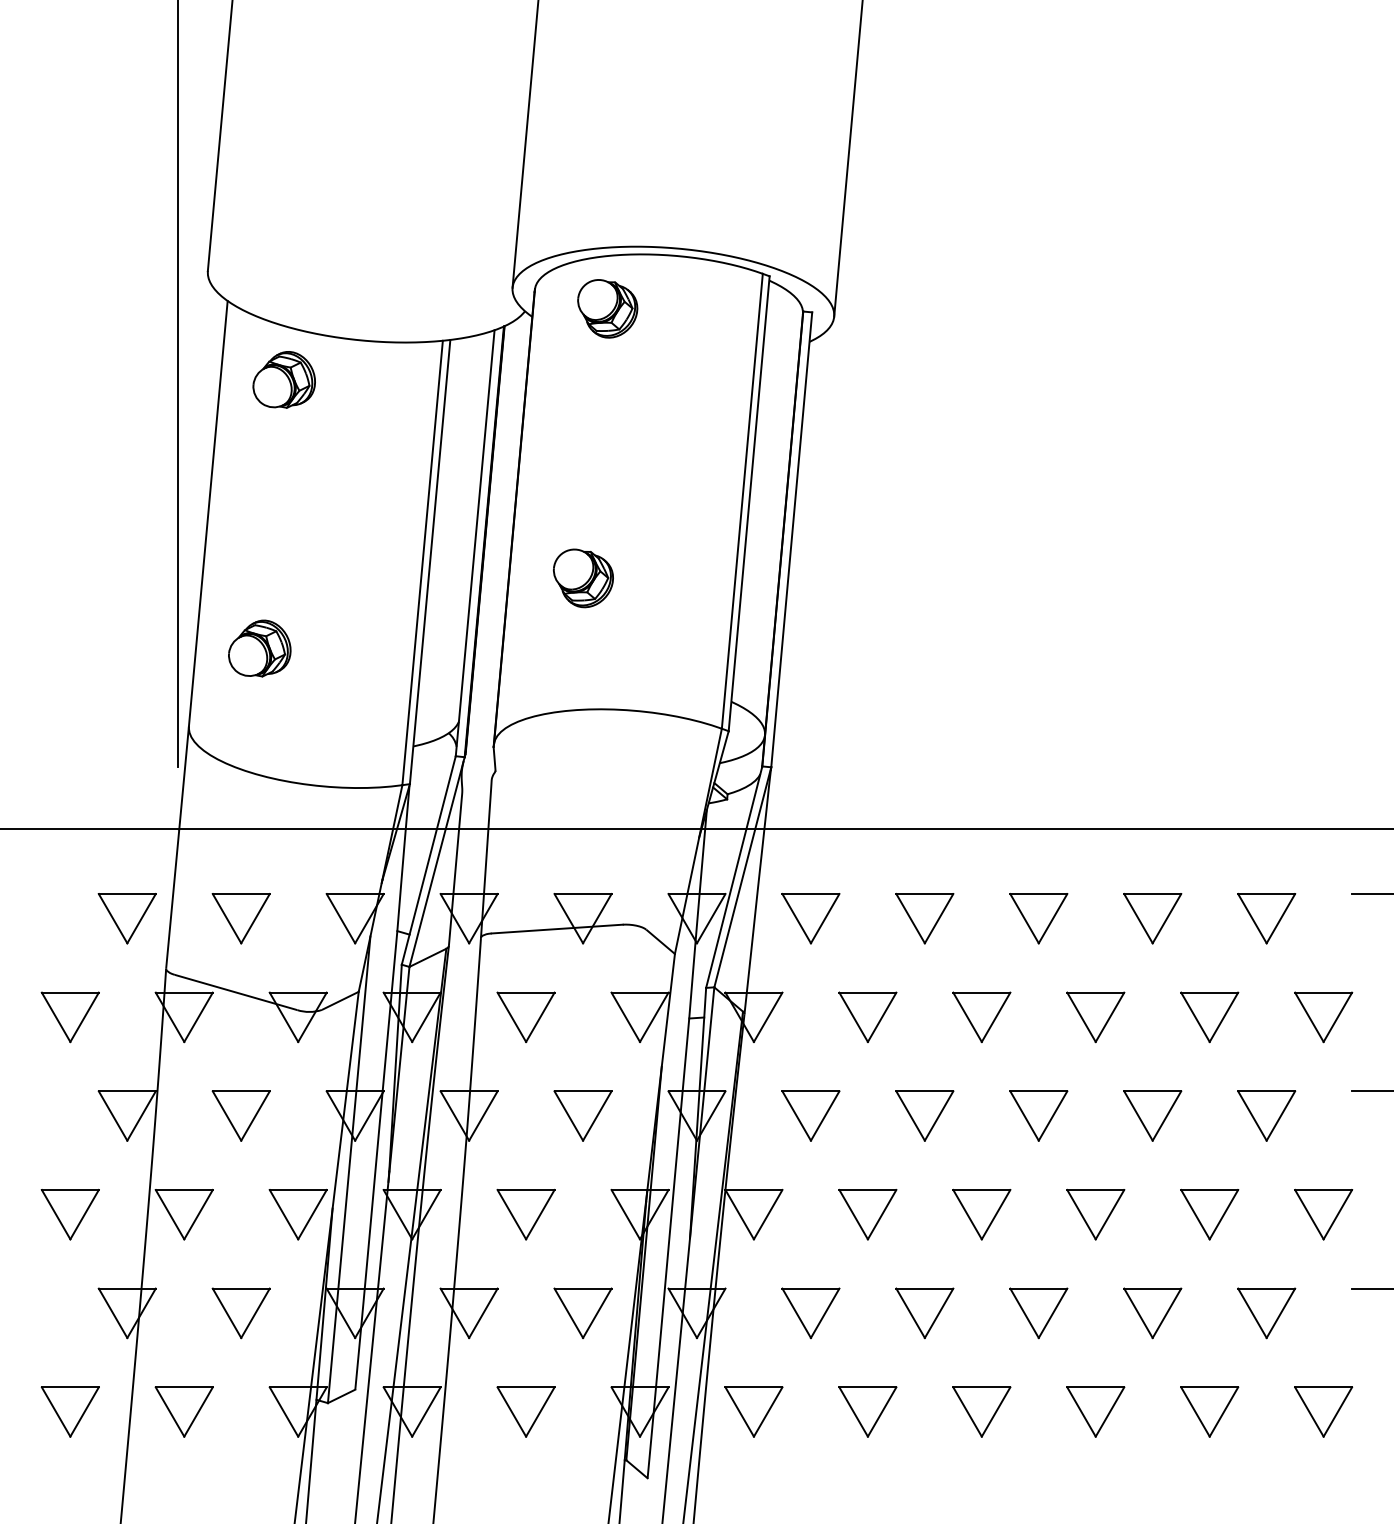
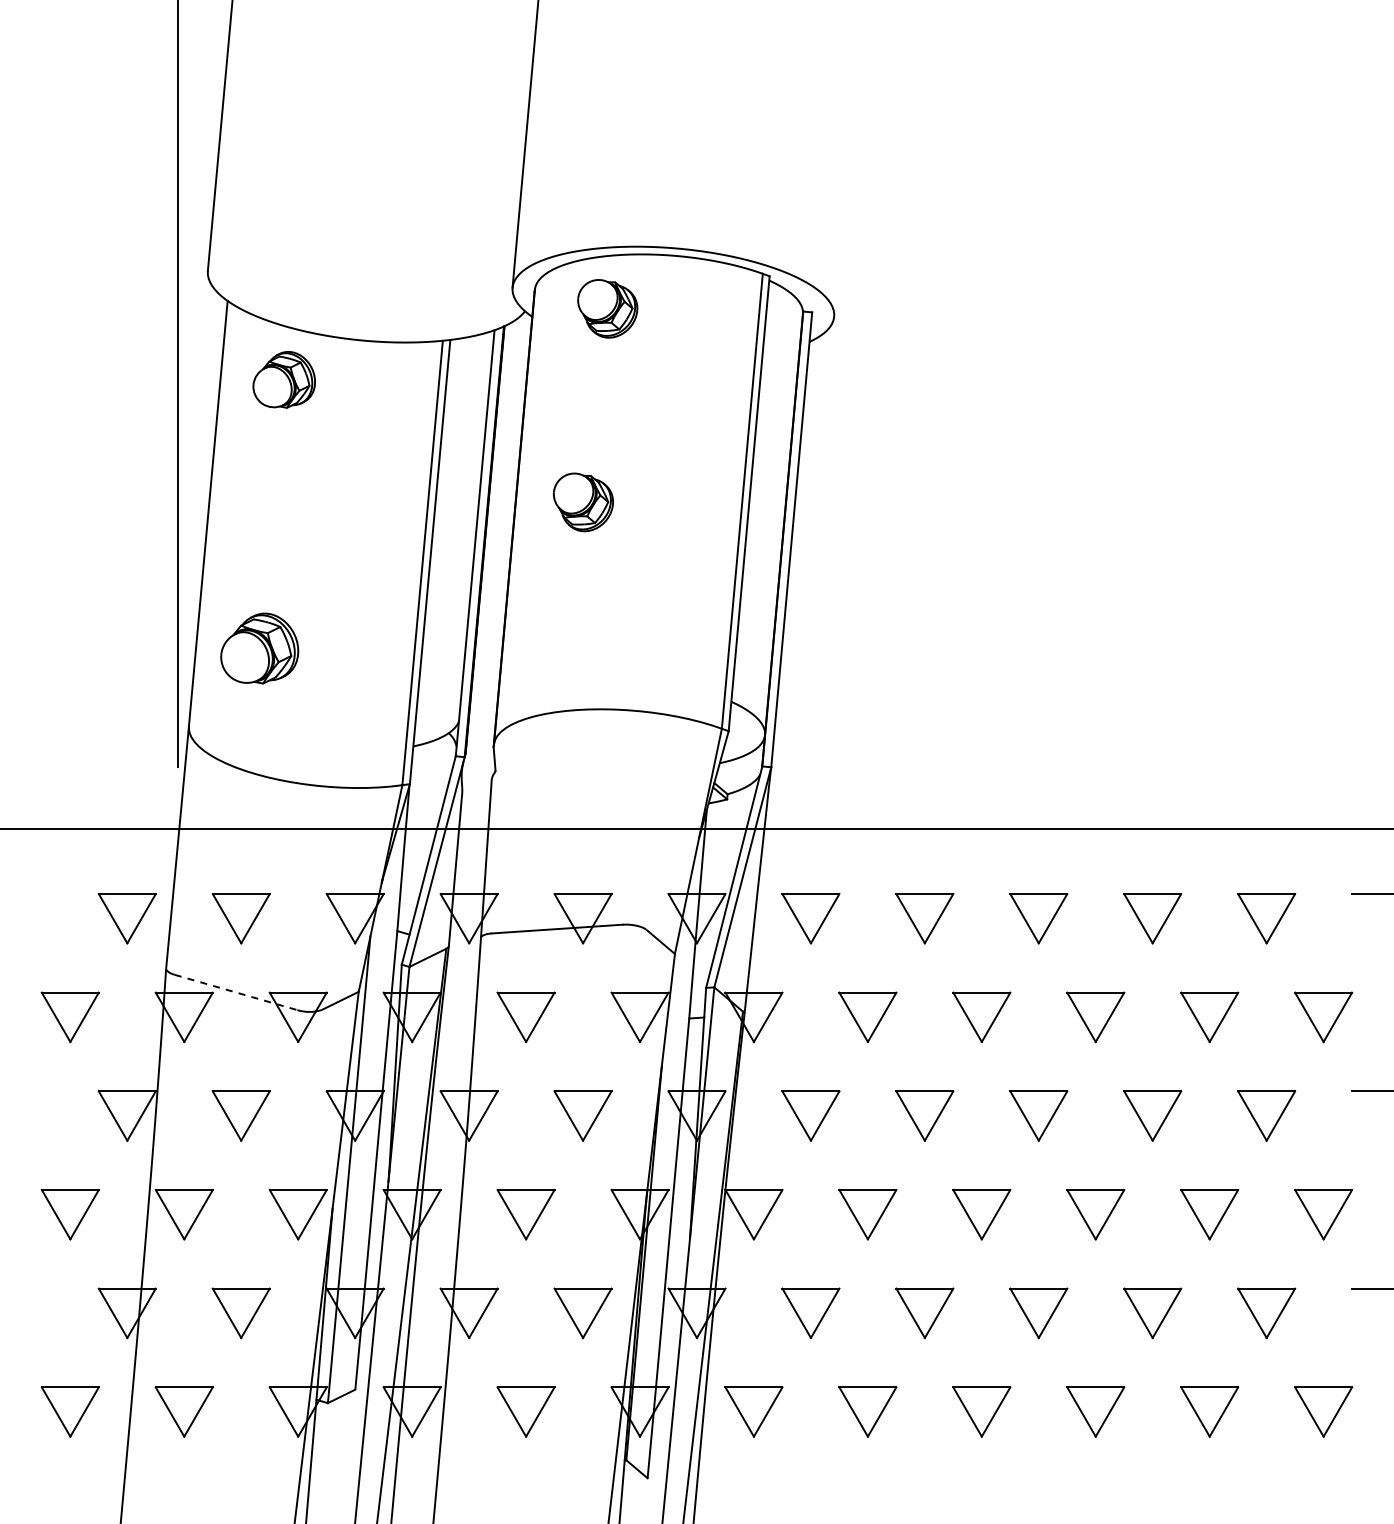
line: present -> none (848, 159)
part position: (582, 578) -> (582, 502) (582, 502)
part size: 64x59 px -> 80x73 px (259, 648)
line: solid -> dashed (236, 992)
